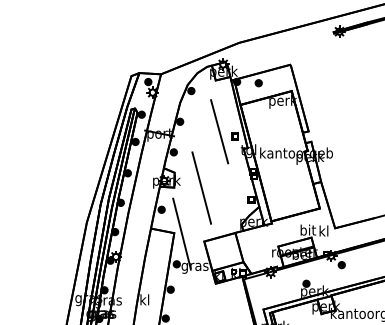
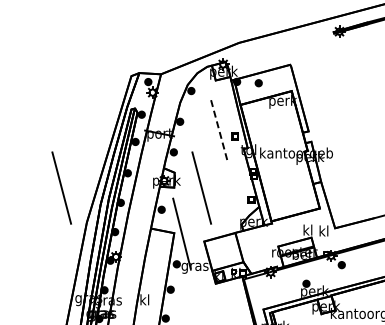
line: solid -> dashed (219, 131)
line: none -> present (61, 187)
text: bit -> kl (308, 229)
